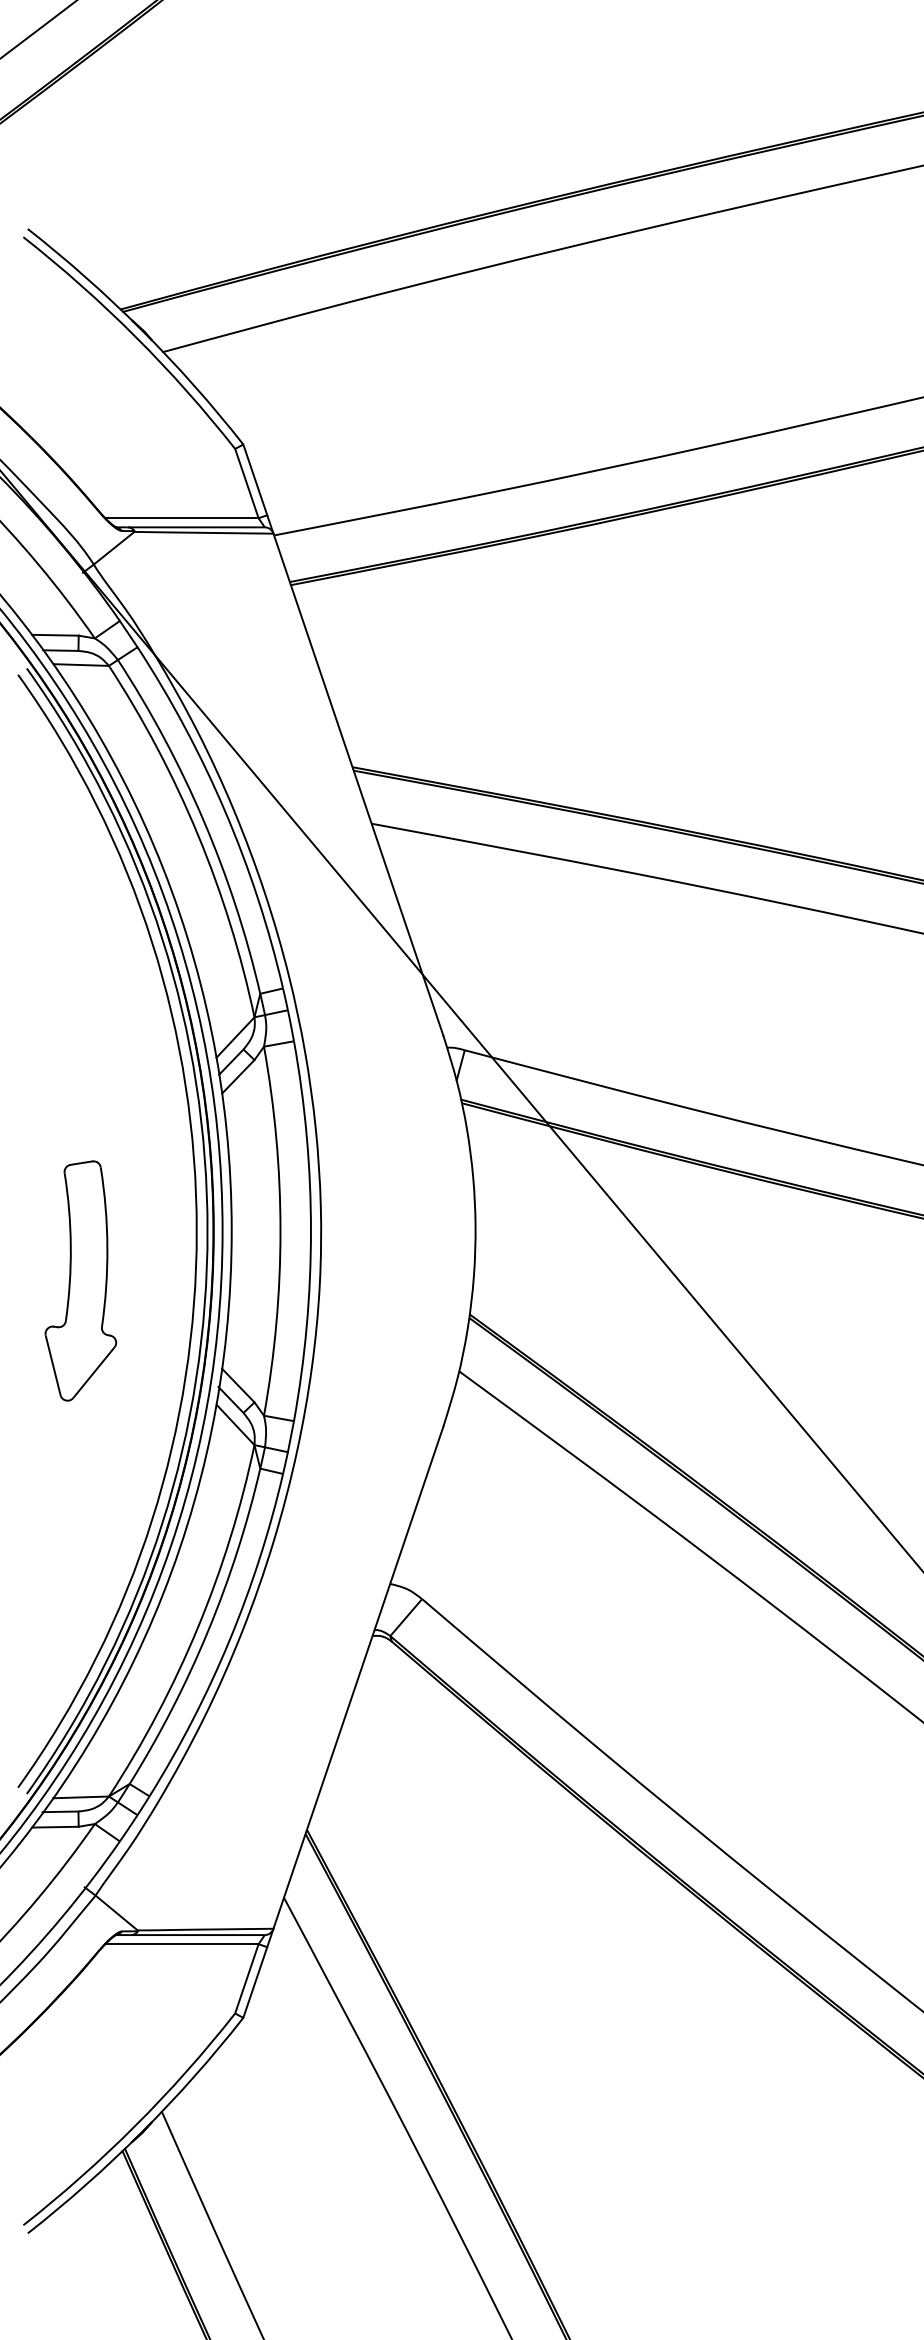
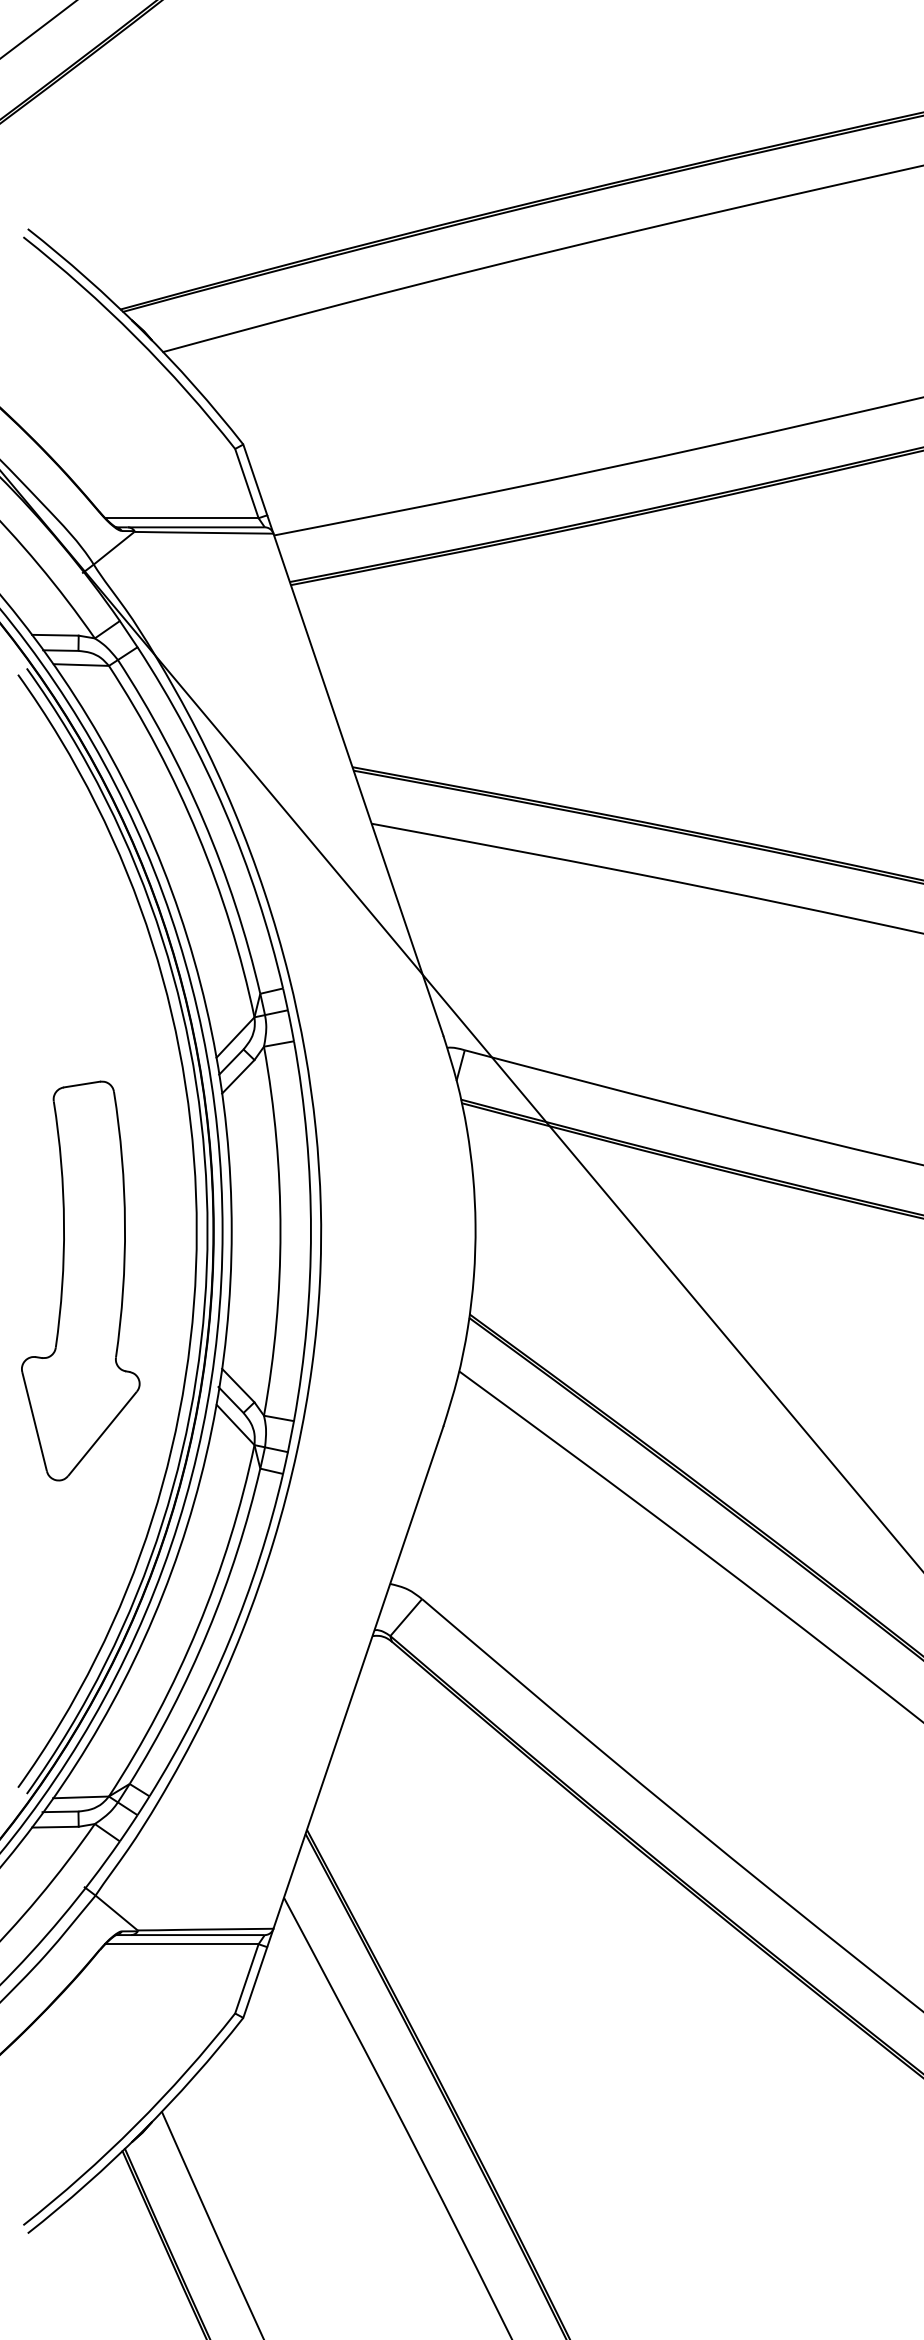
part size: 74x242 px -> 120x402 px (80, 1280)
